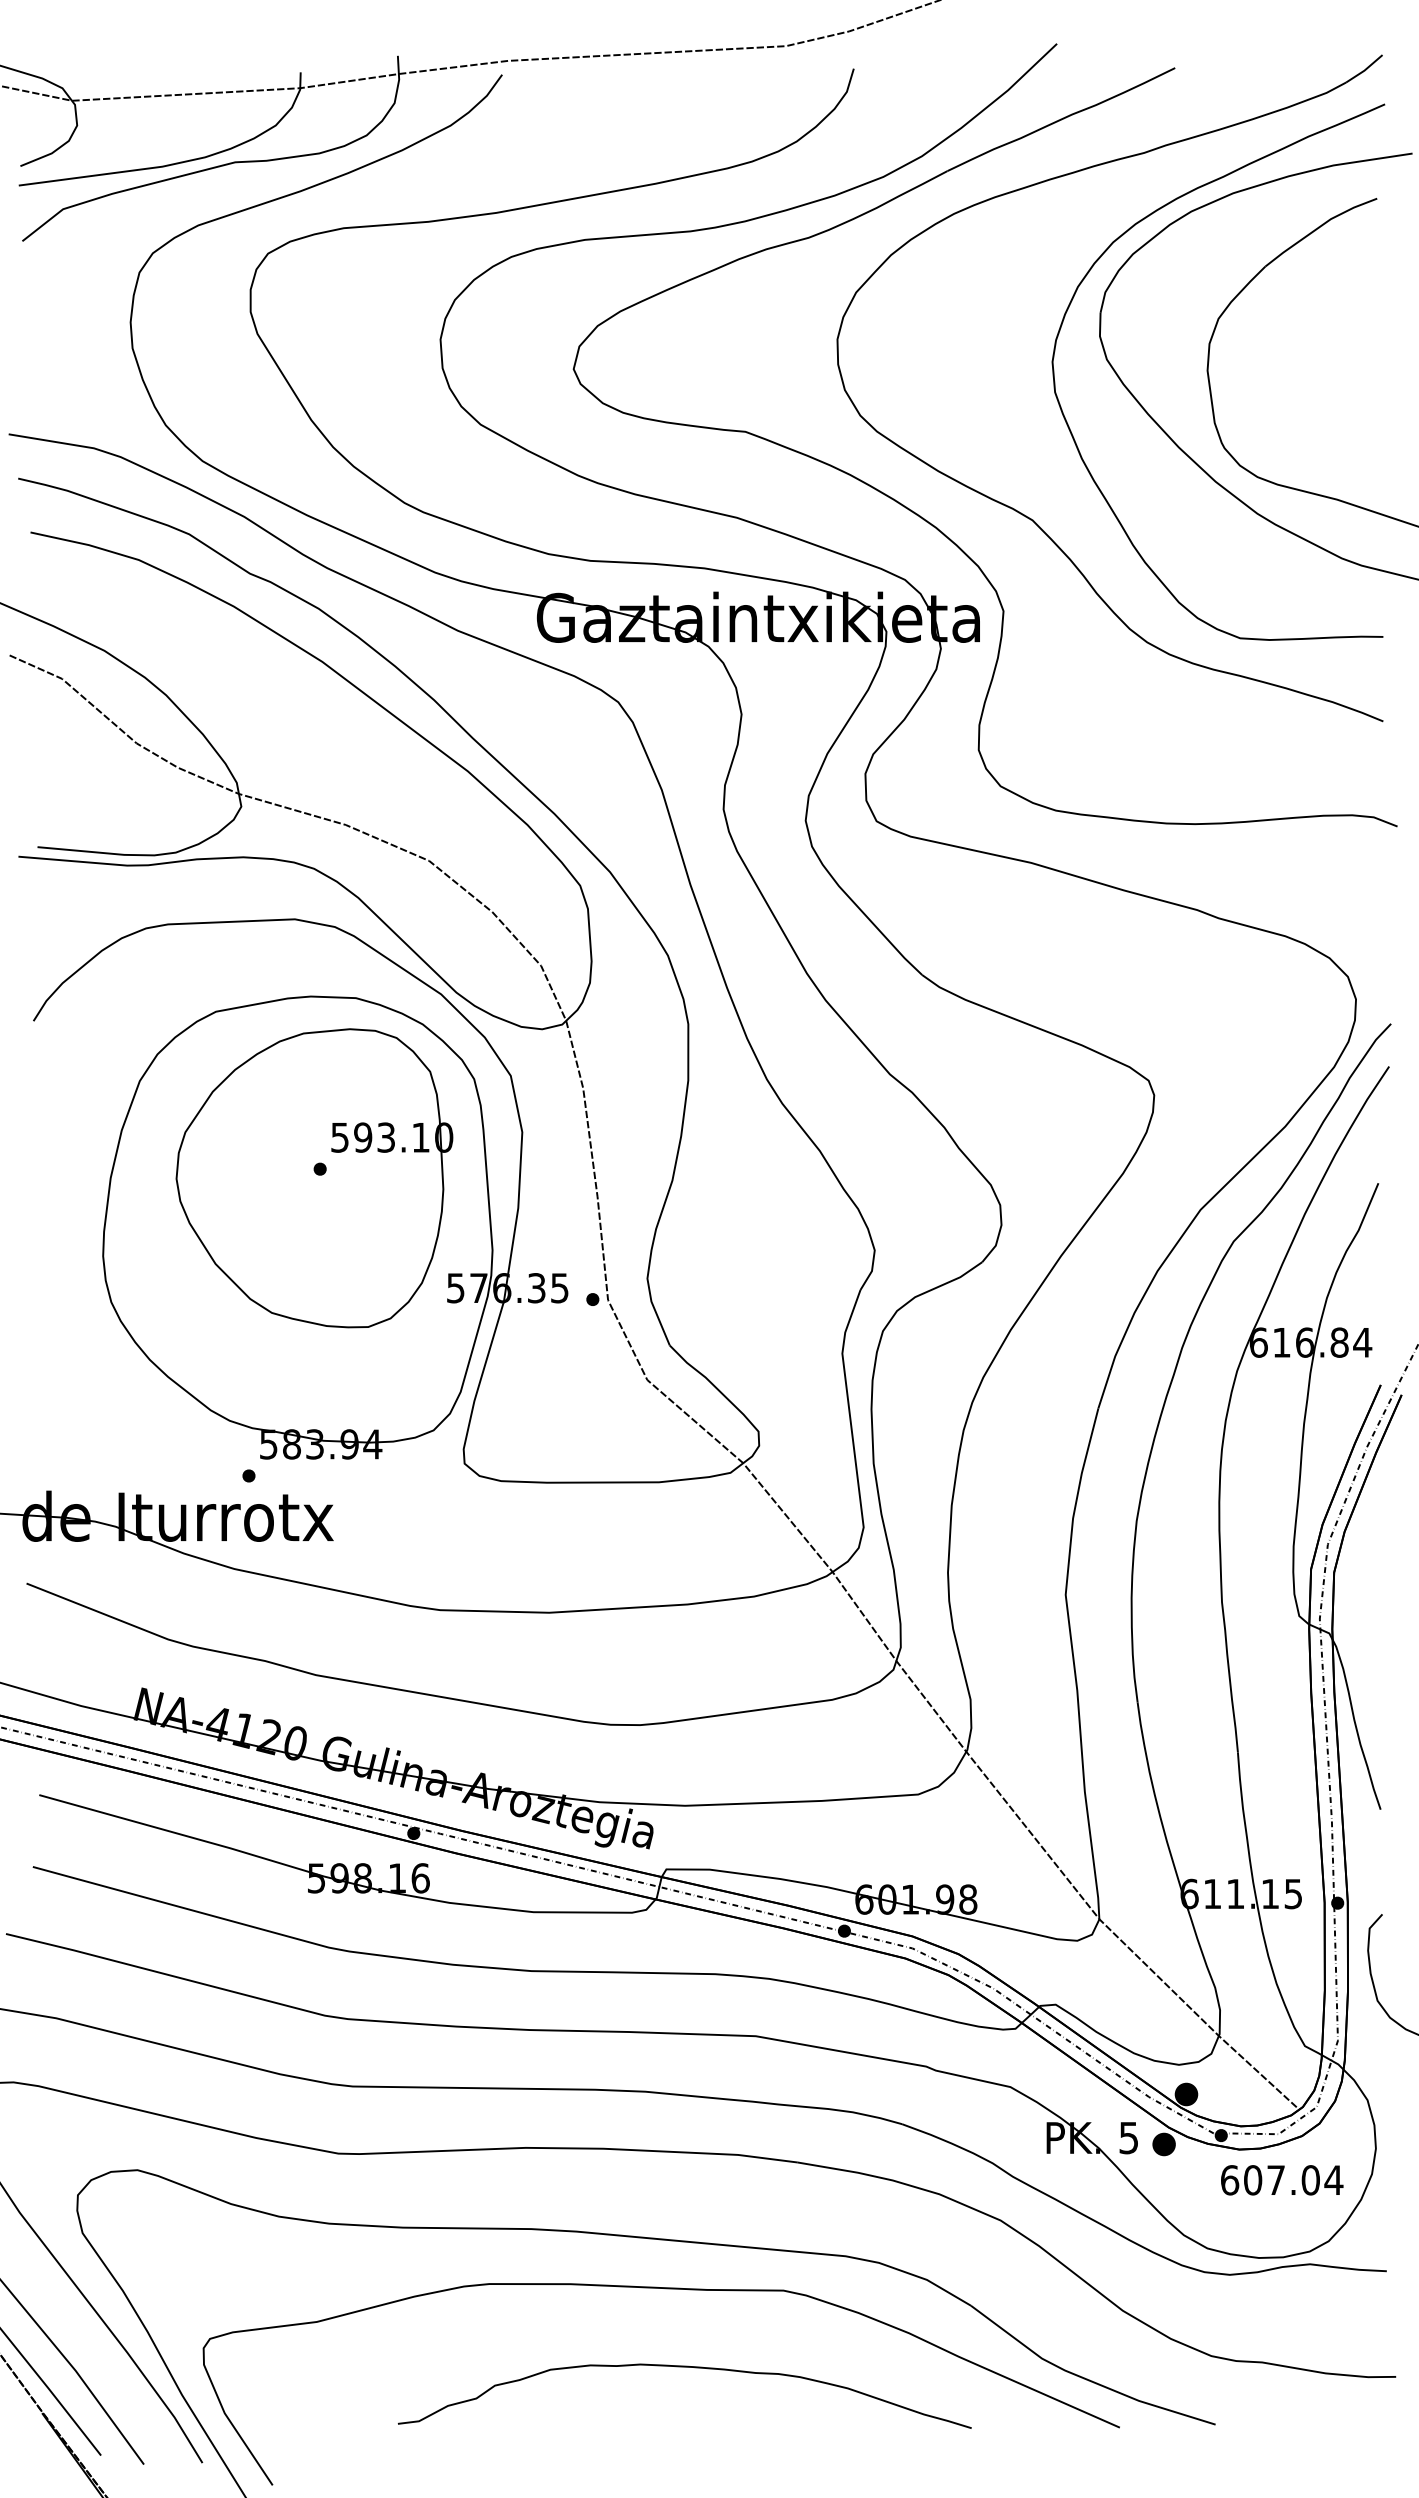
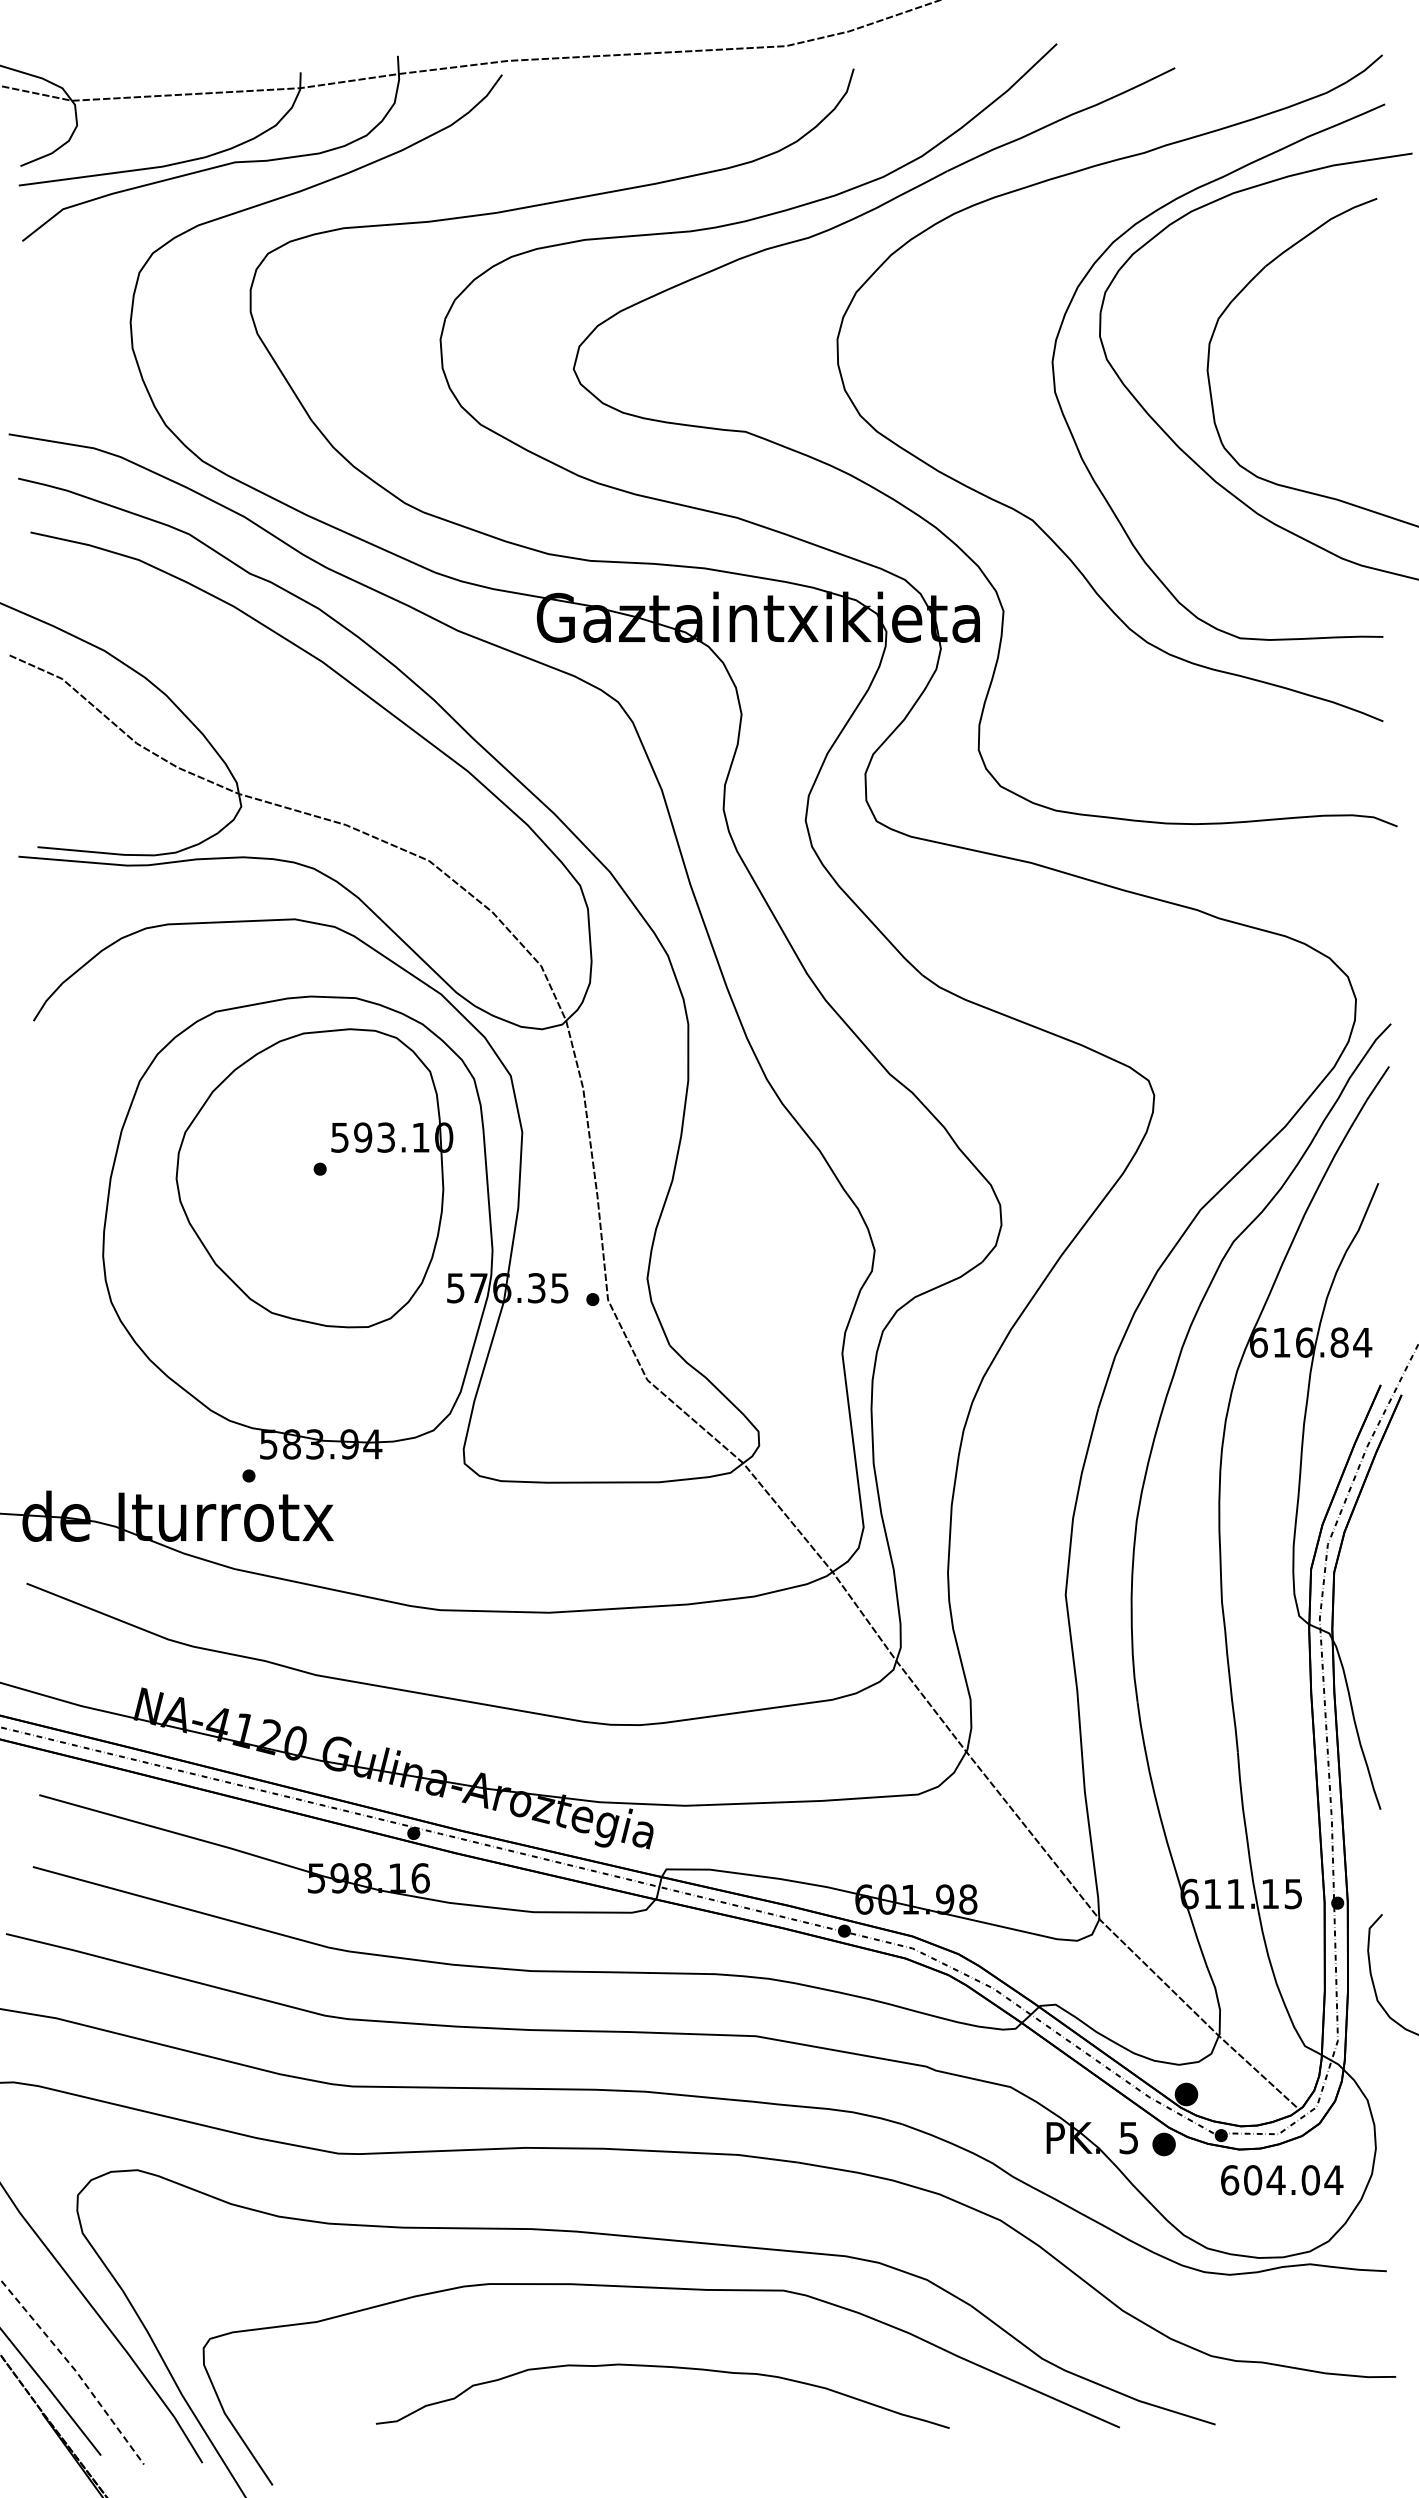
text: 607.04 -> 604.04 (1275, 2179)
curve position: (684, 2367) -> (662, 2367) (662, 2367)
line: solid -> dashed (75, 2370)
